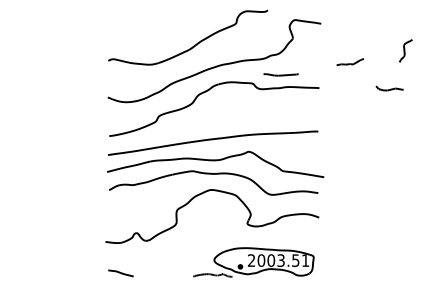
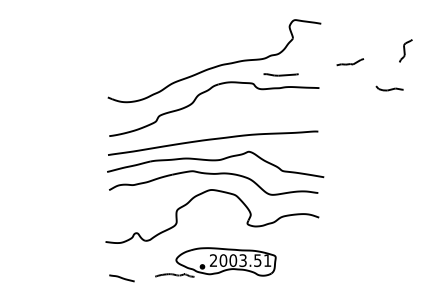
part: present -> none (193, 45)
part position: (253, 262) -> (215, 262) (215, 262)
line position: (120, 273) -> (121, 278) (121, 278)
